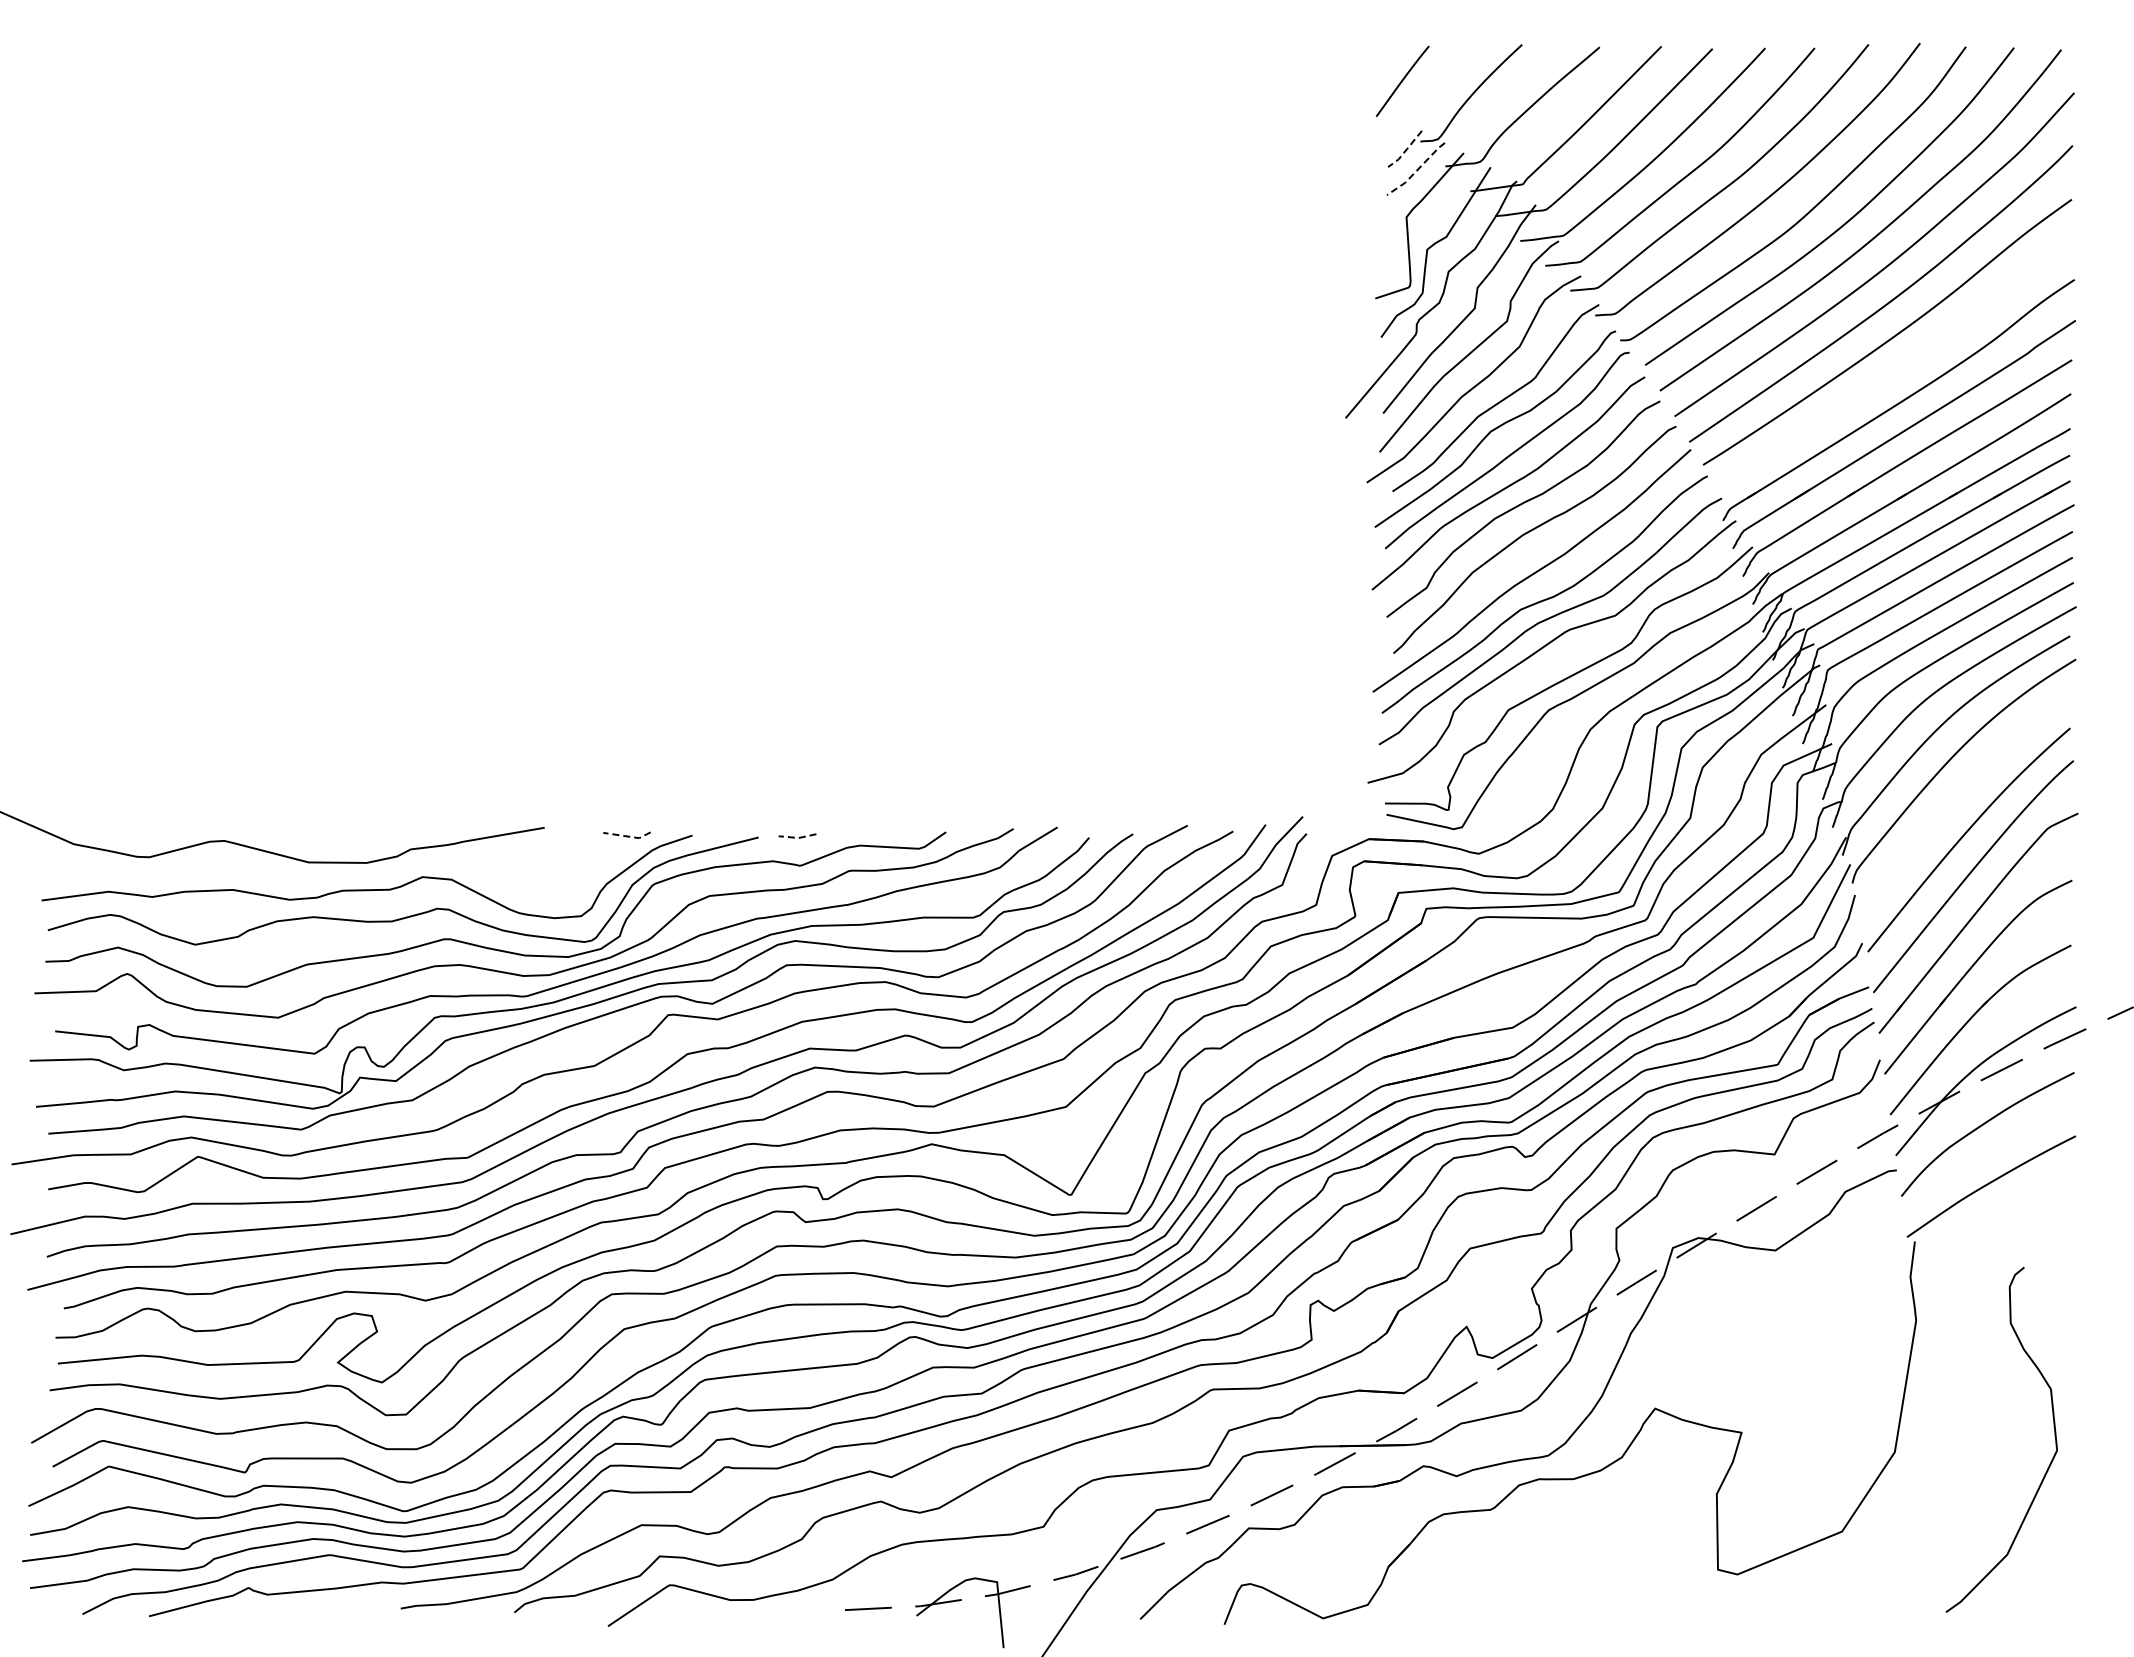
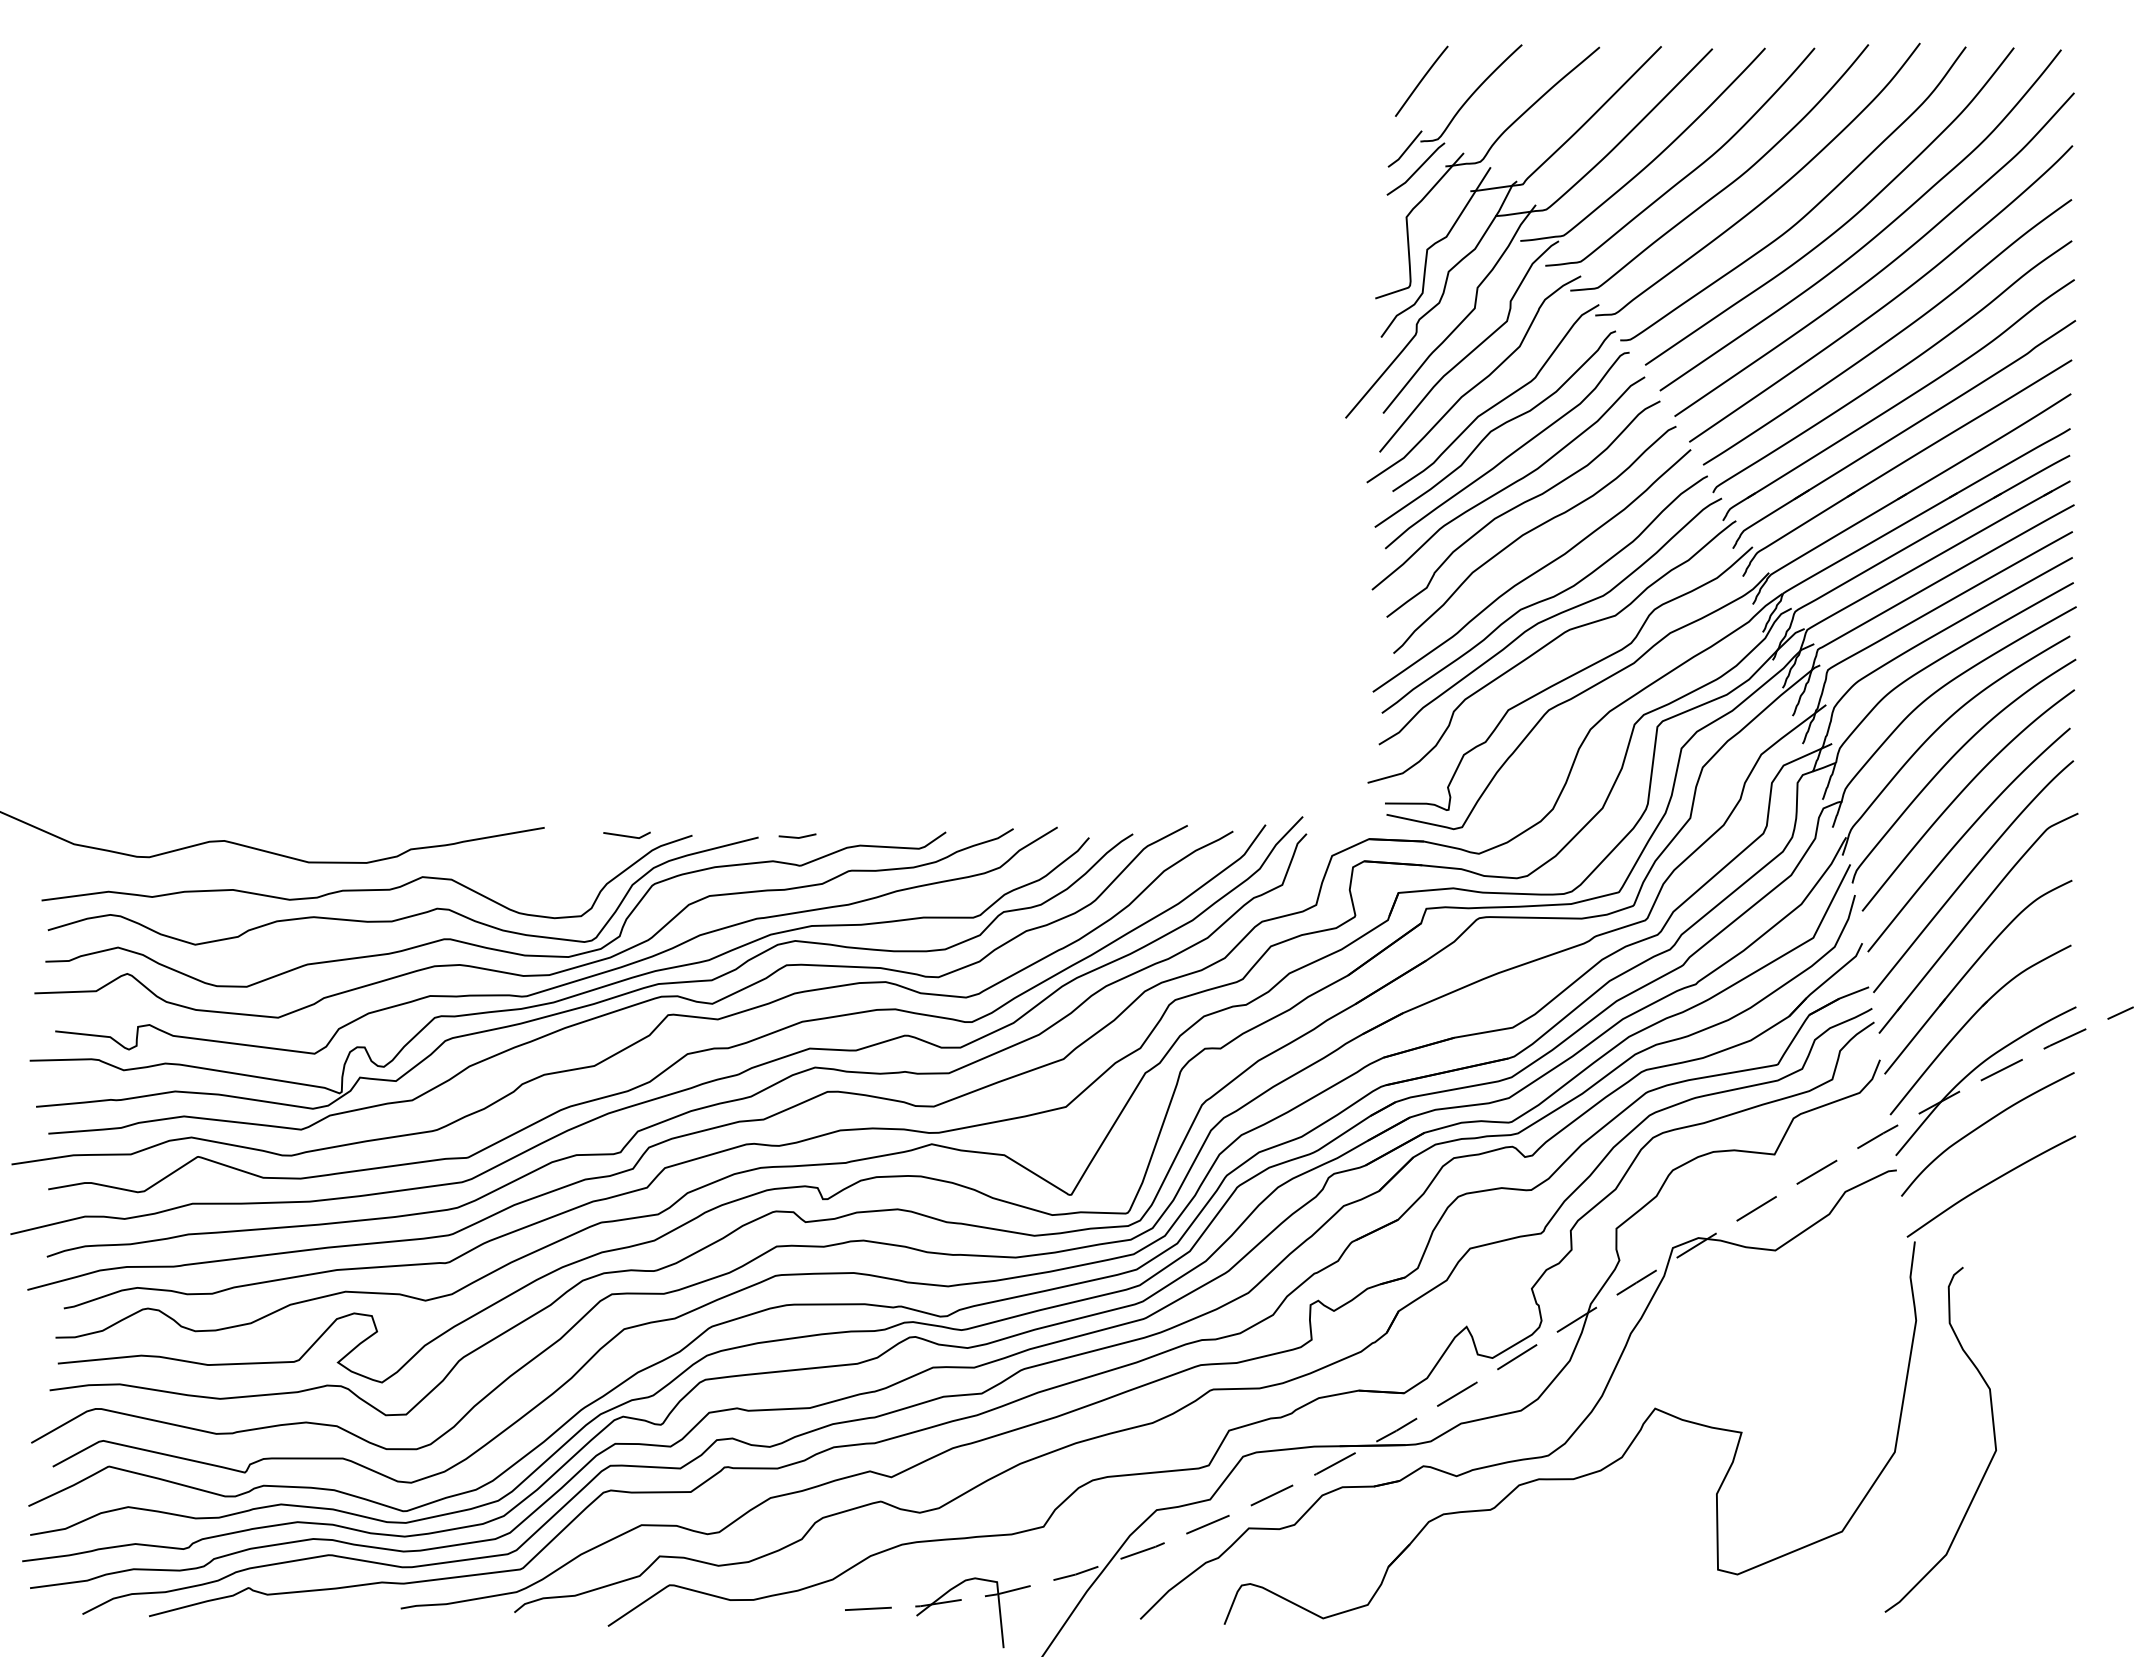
line position: (1402, 80) -> (1421, 80) (1421, 80)
line: dashed -> solid (1405, 150)
line: dashed -> solid (1416, 170)
curve: none -> present (1894, 371)
curve: none -> present (1961, 793)
line: dashed -> solid (627, 836)
line: dashed -> solid (797, 837)
curve position: (2054, 1436) -> (1993, 1436) (1993, 1436)
